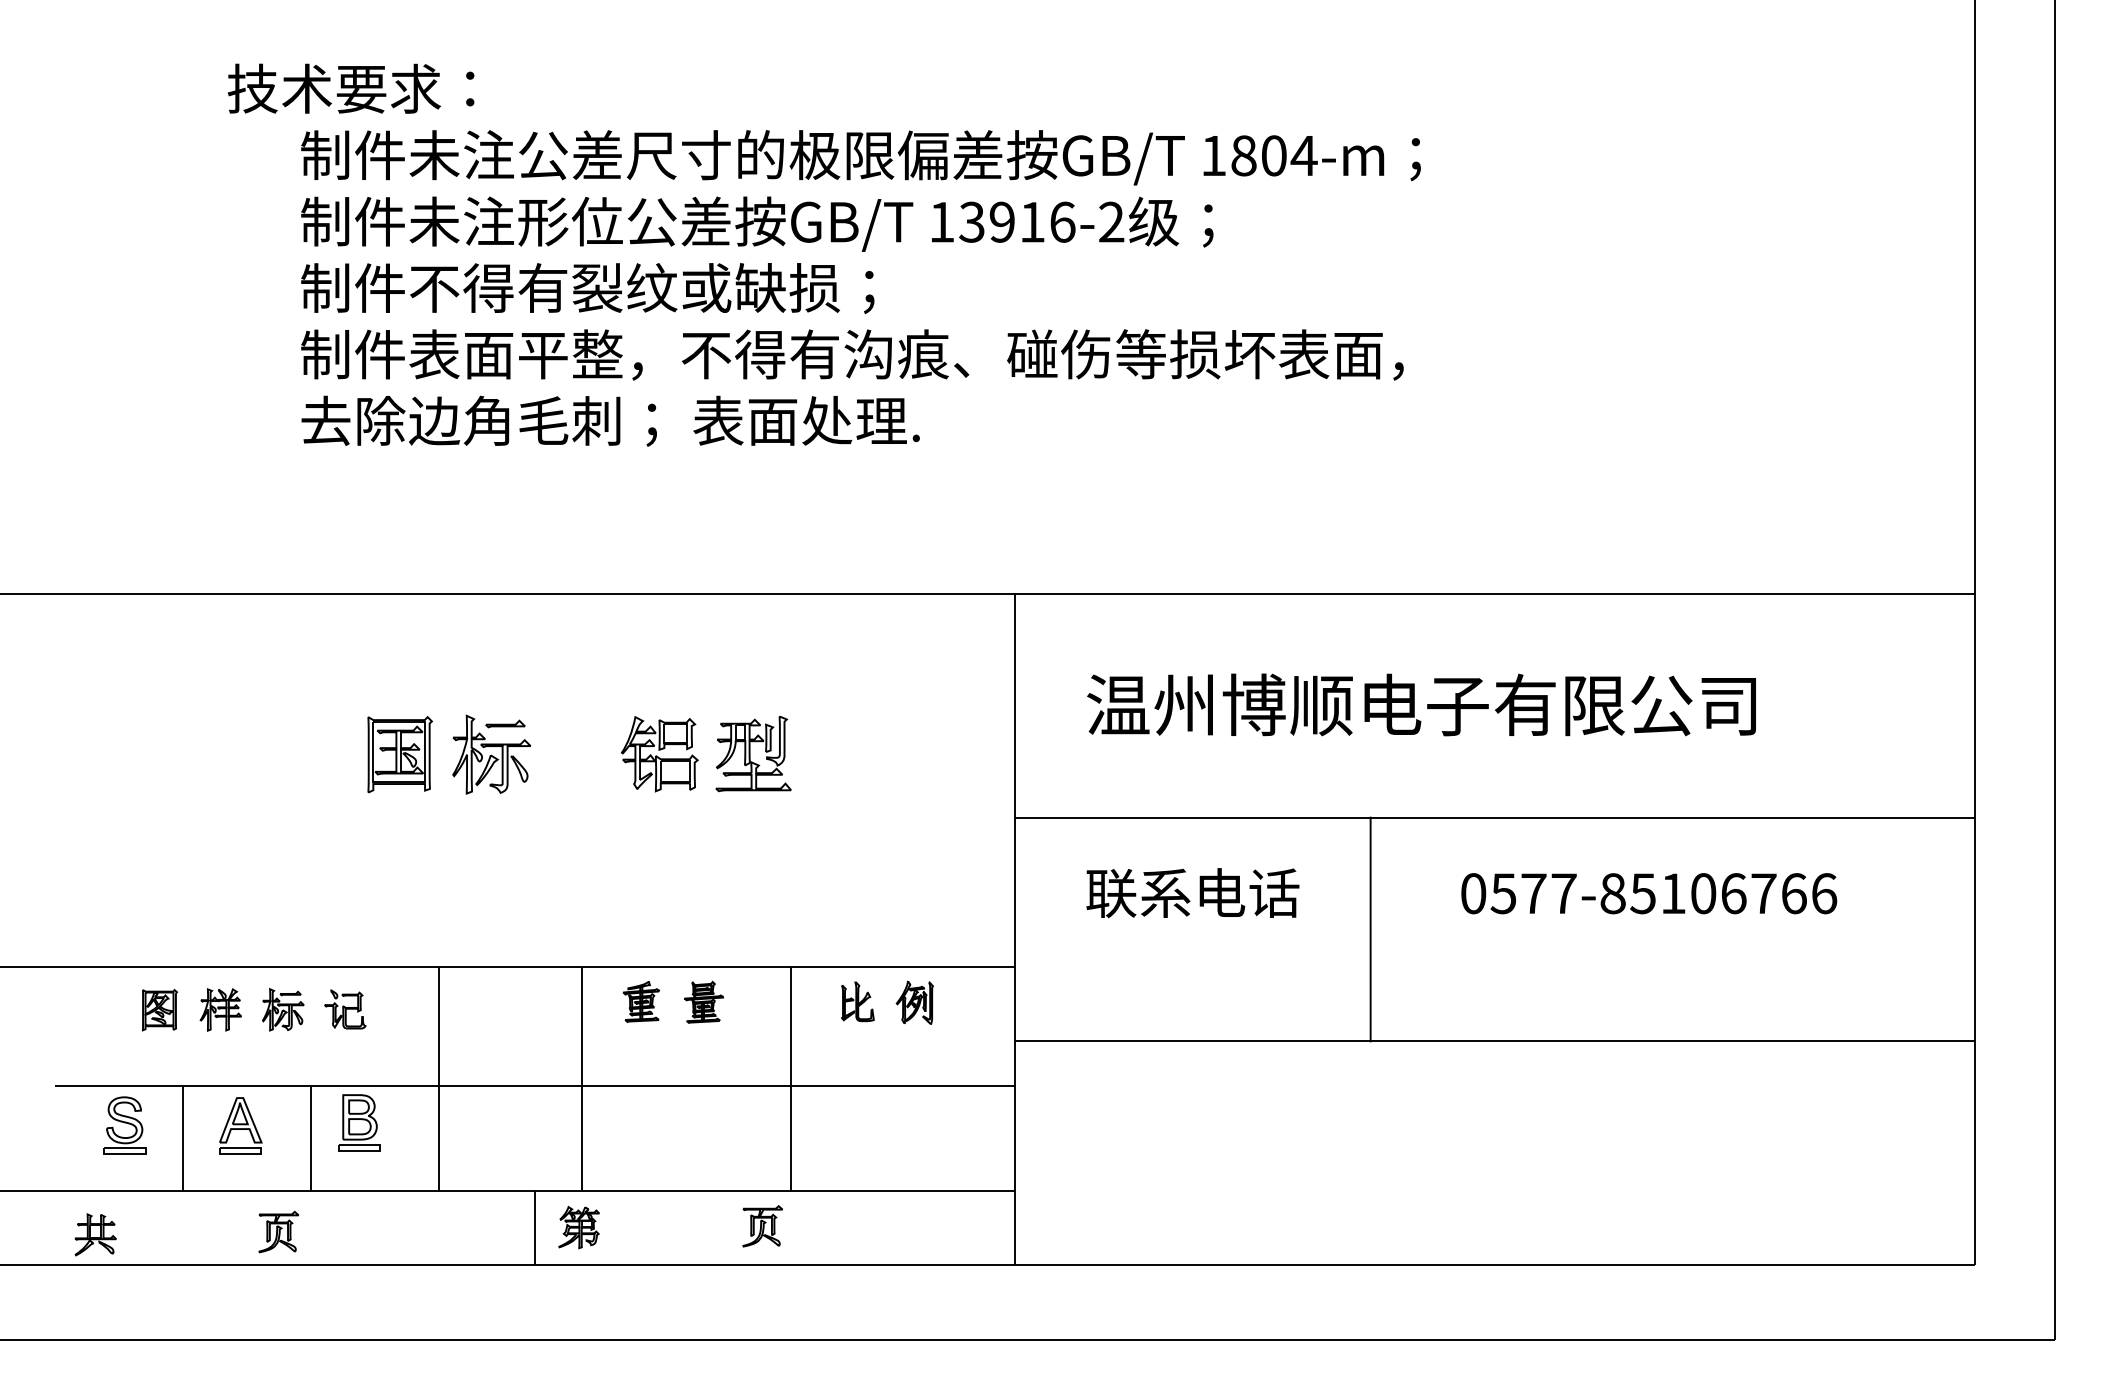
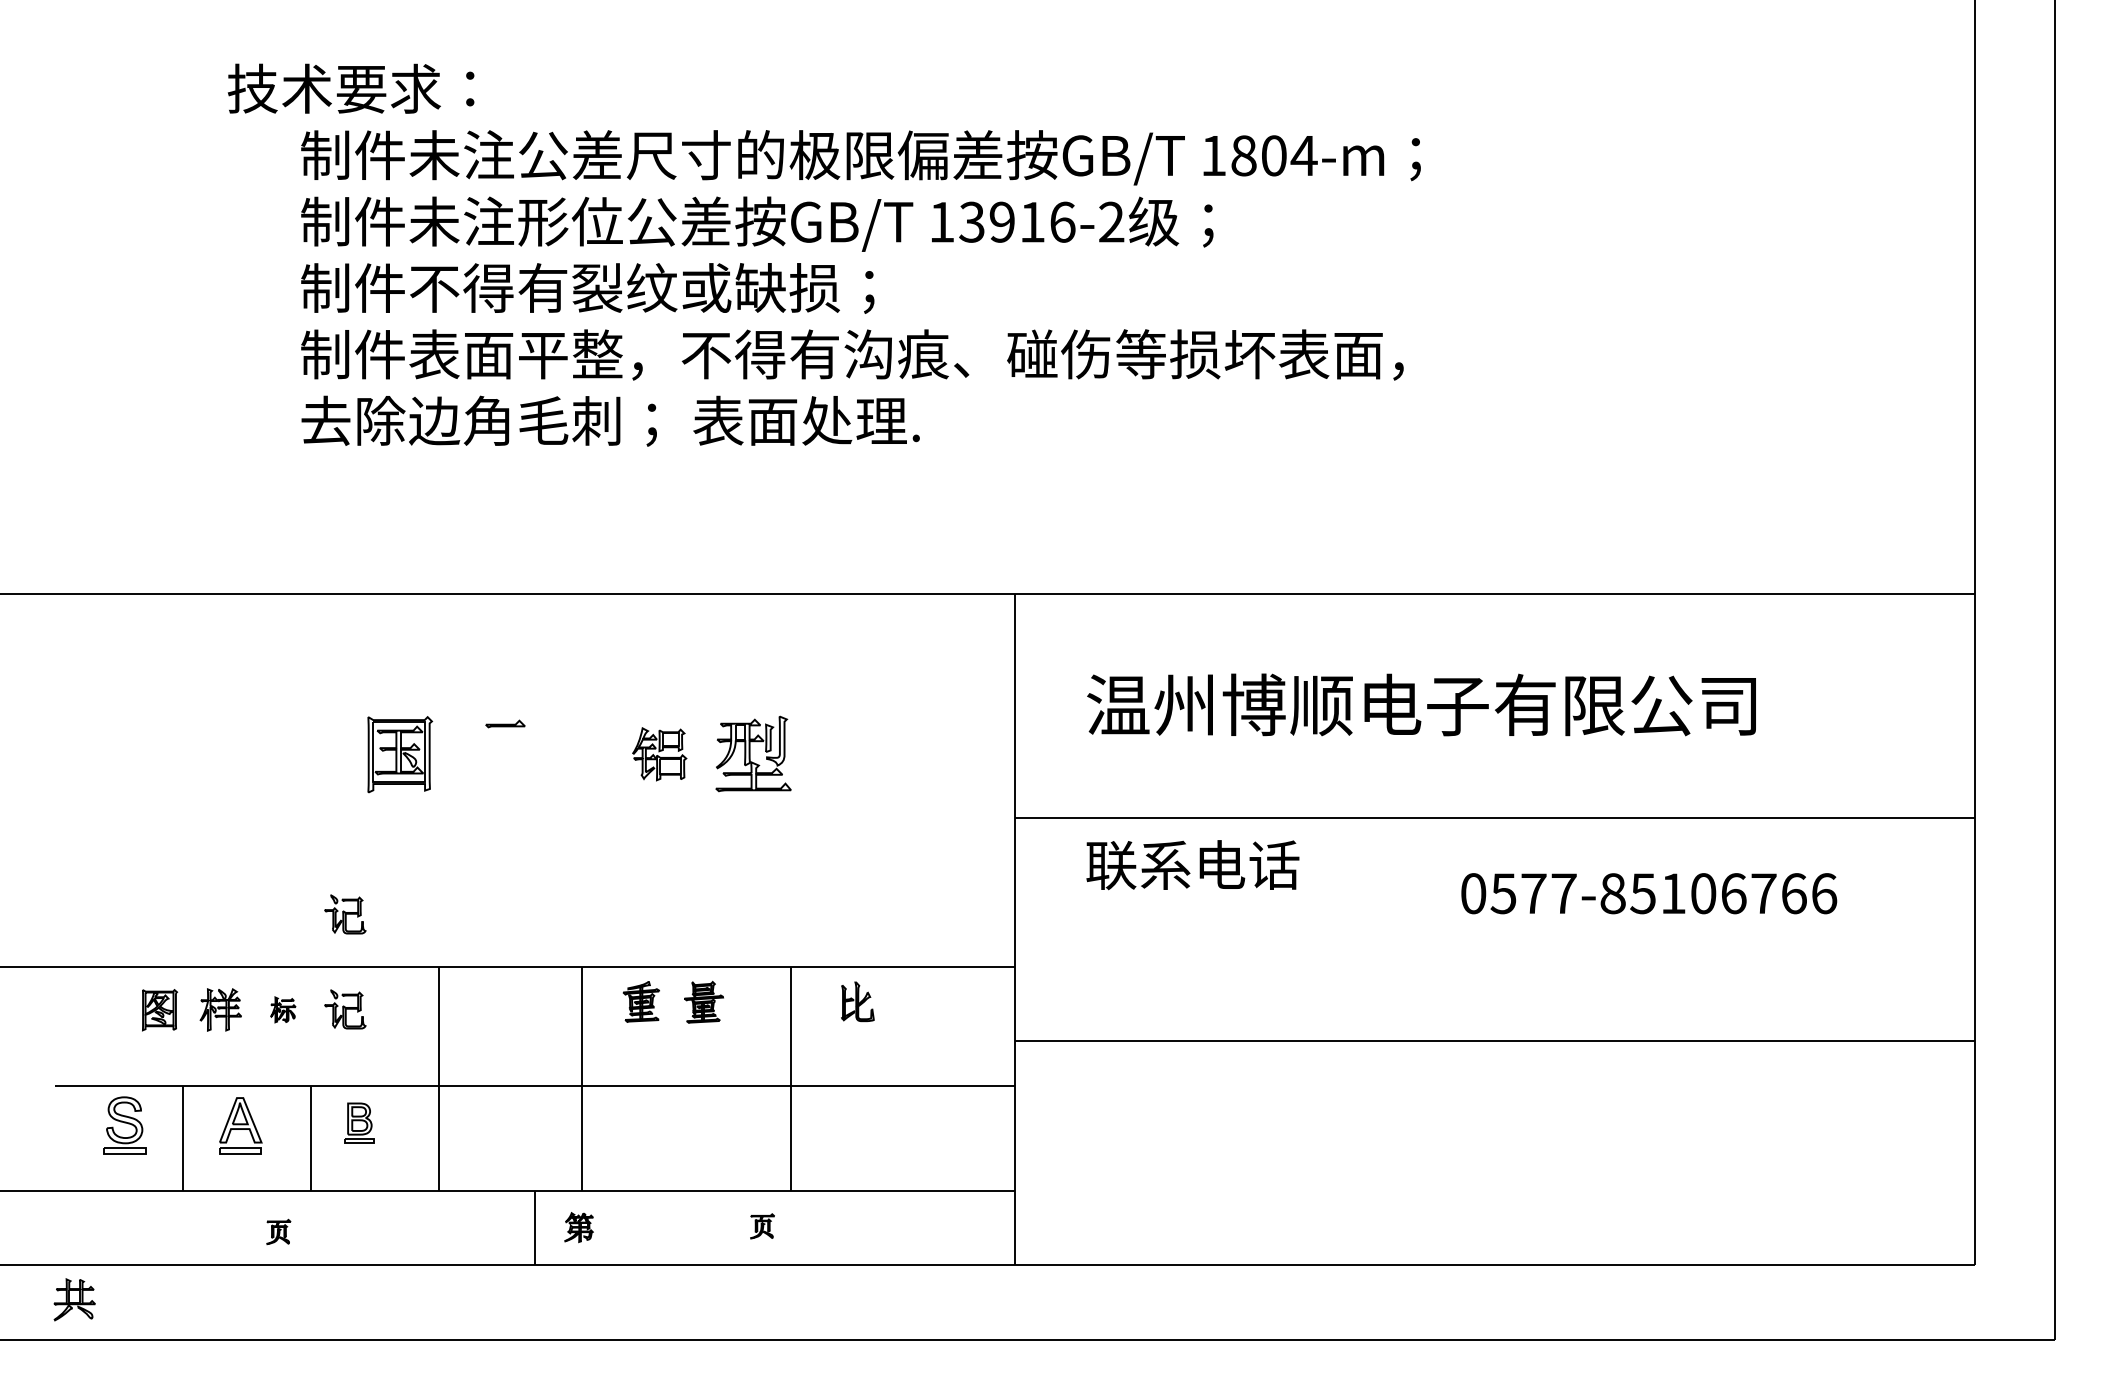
part: present -> none (491, 754)
part size: 79x77 px -> 56x55 px (659, 754)
text position: (1192, 893) -> (1192, 865) (1192, 865)
part: none -> present (345, 914)
line: present -> none (1370, 929)
part: present -> none (914, 1002)
part size: 43x44 px -> 27x28 px (283, 1009)
part size: 43x58 px -> 31x42 px (359, 1122)
part size: 41x43 px -> 25x27 px (762, 1226)
part size: 42x45 px -> 30x32 px (578, 1227)
part size: 42x44 px -> 26x27 px (278, 1231)
part position: (95, 1234) -> (74, 1299) (74, 1299)
